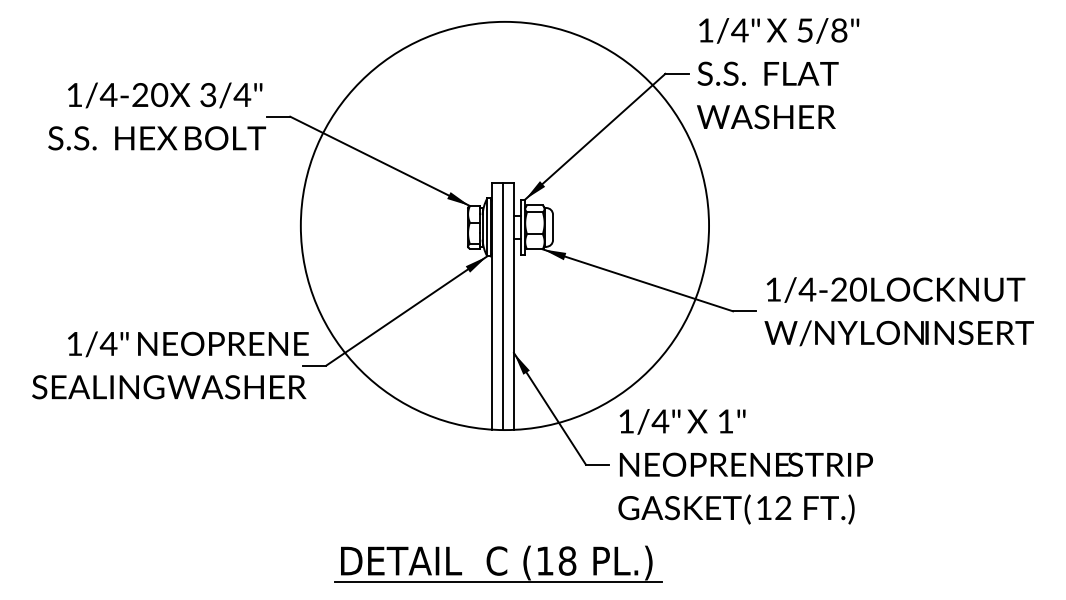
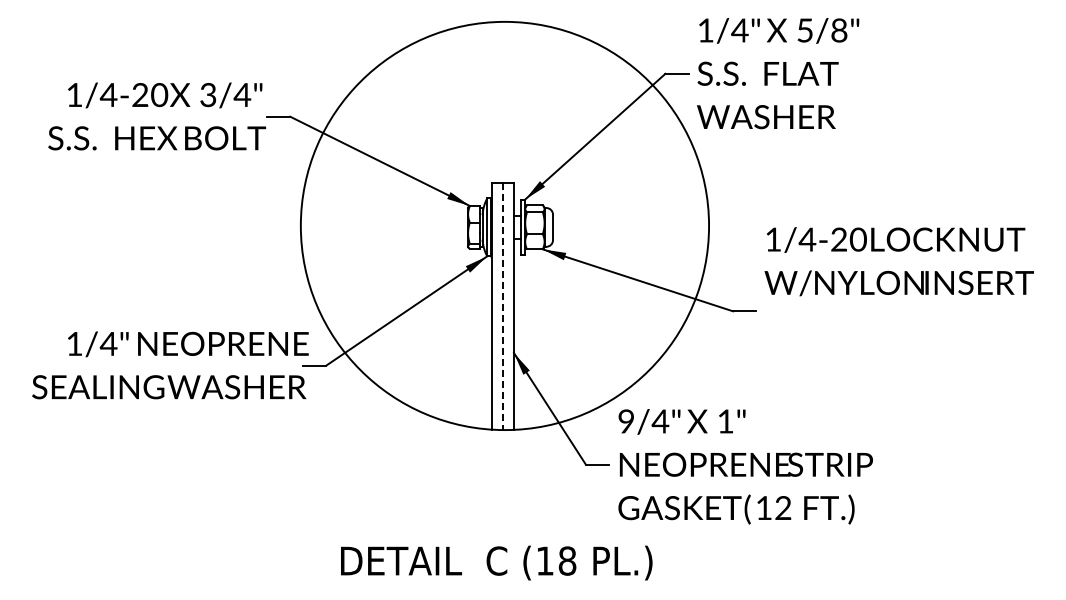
line: solid -> dashed (502, 306)
text position: (898, 311) -> (898, 261) (898, 261)
text: 1/4" -> 9/4" (625, 421)
line: present -> none (497, 582)
